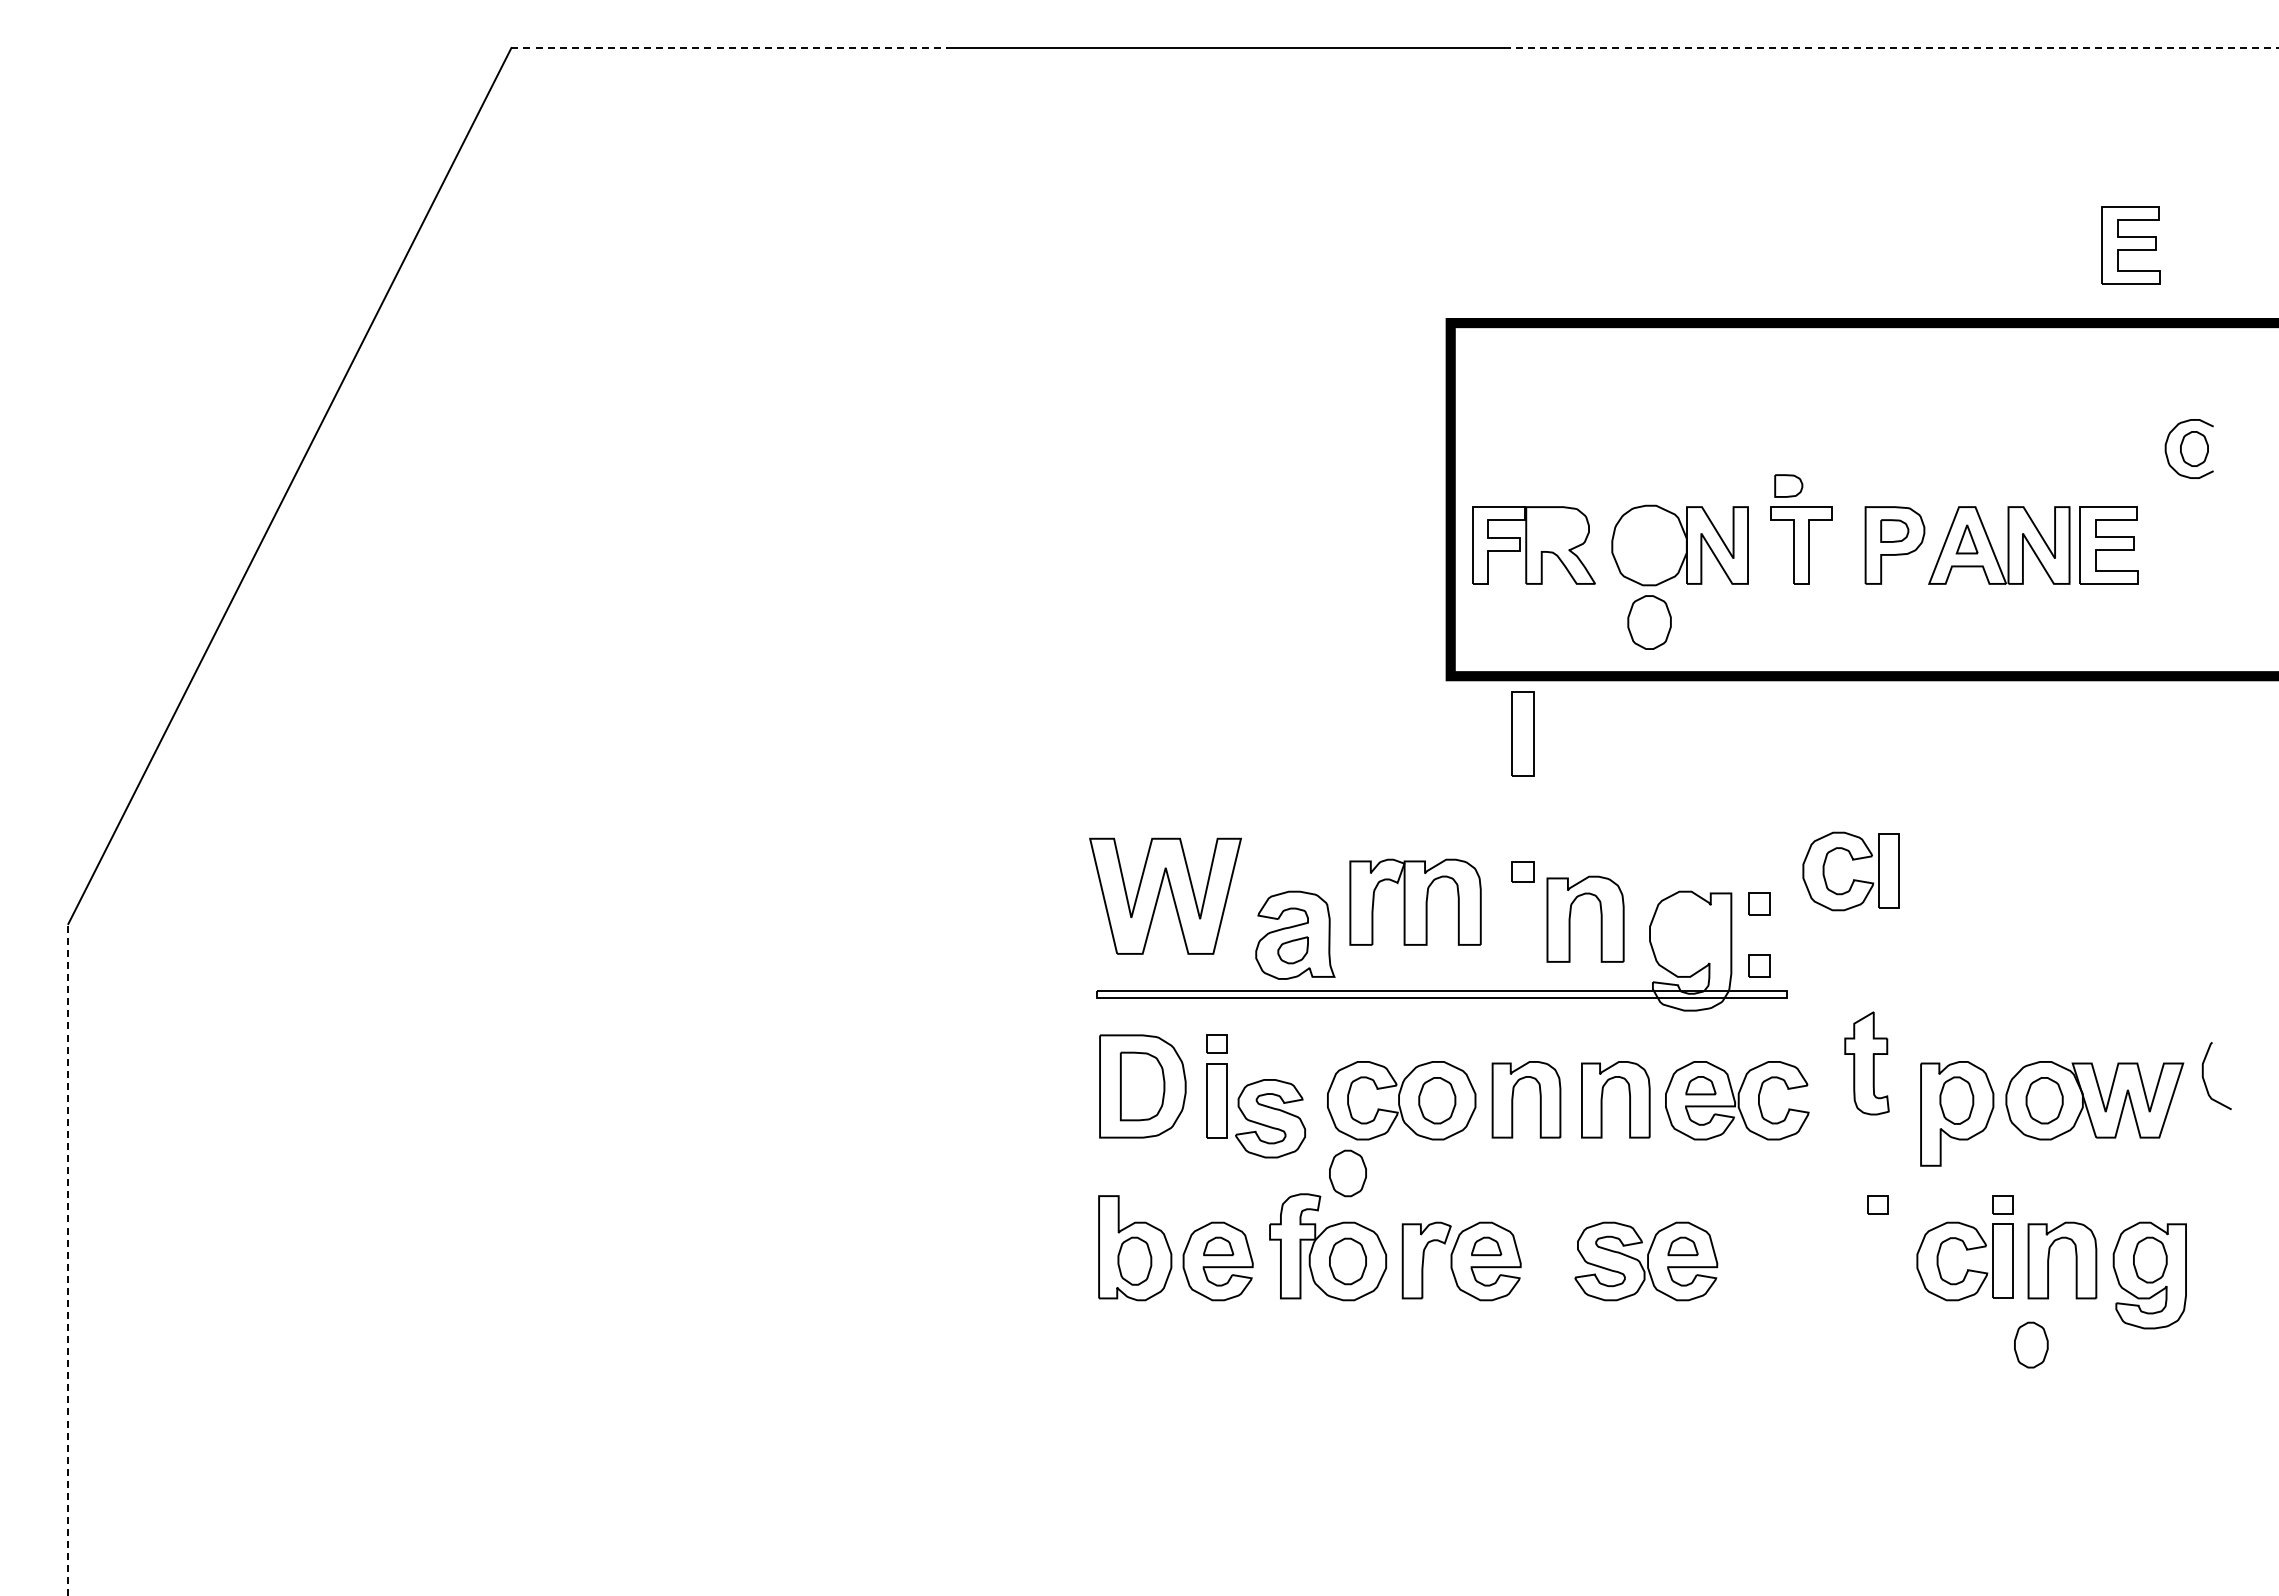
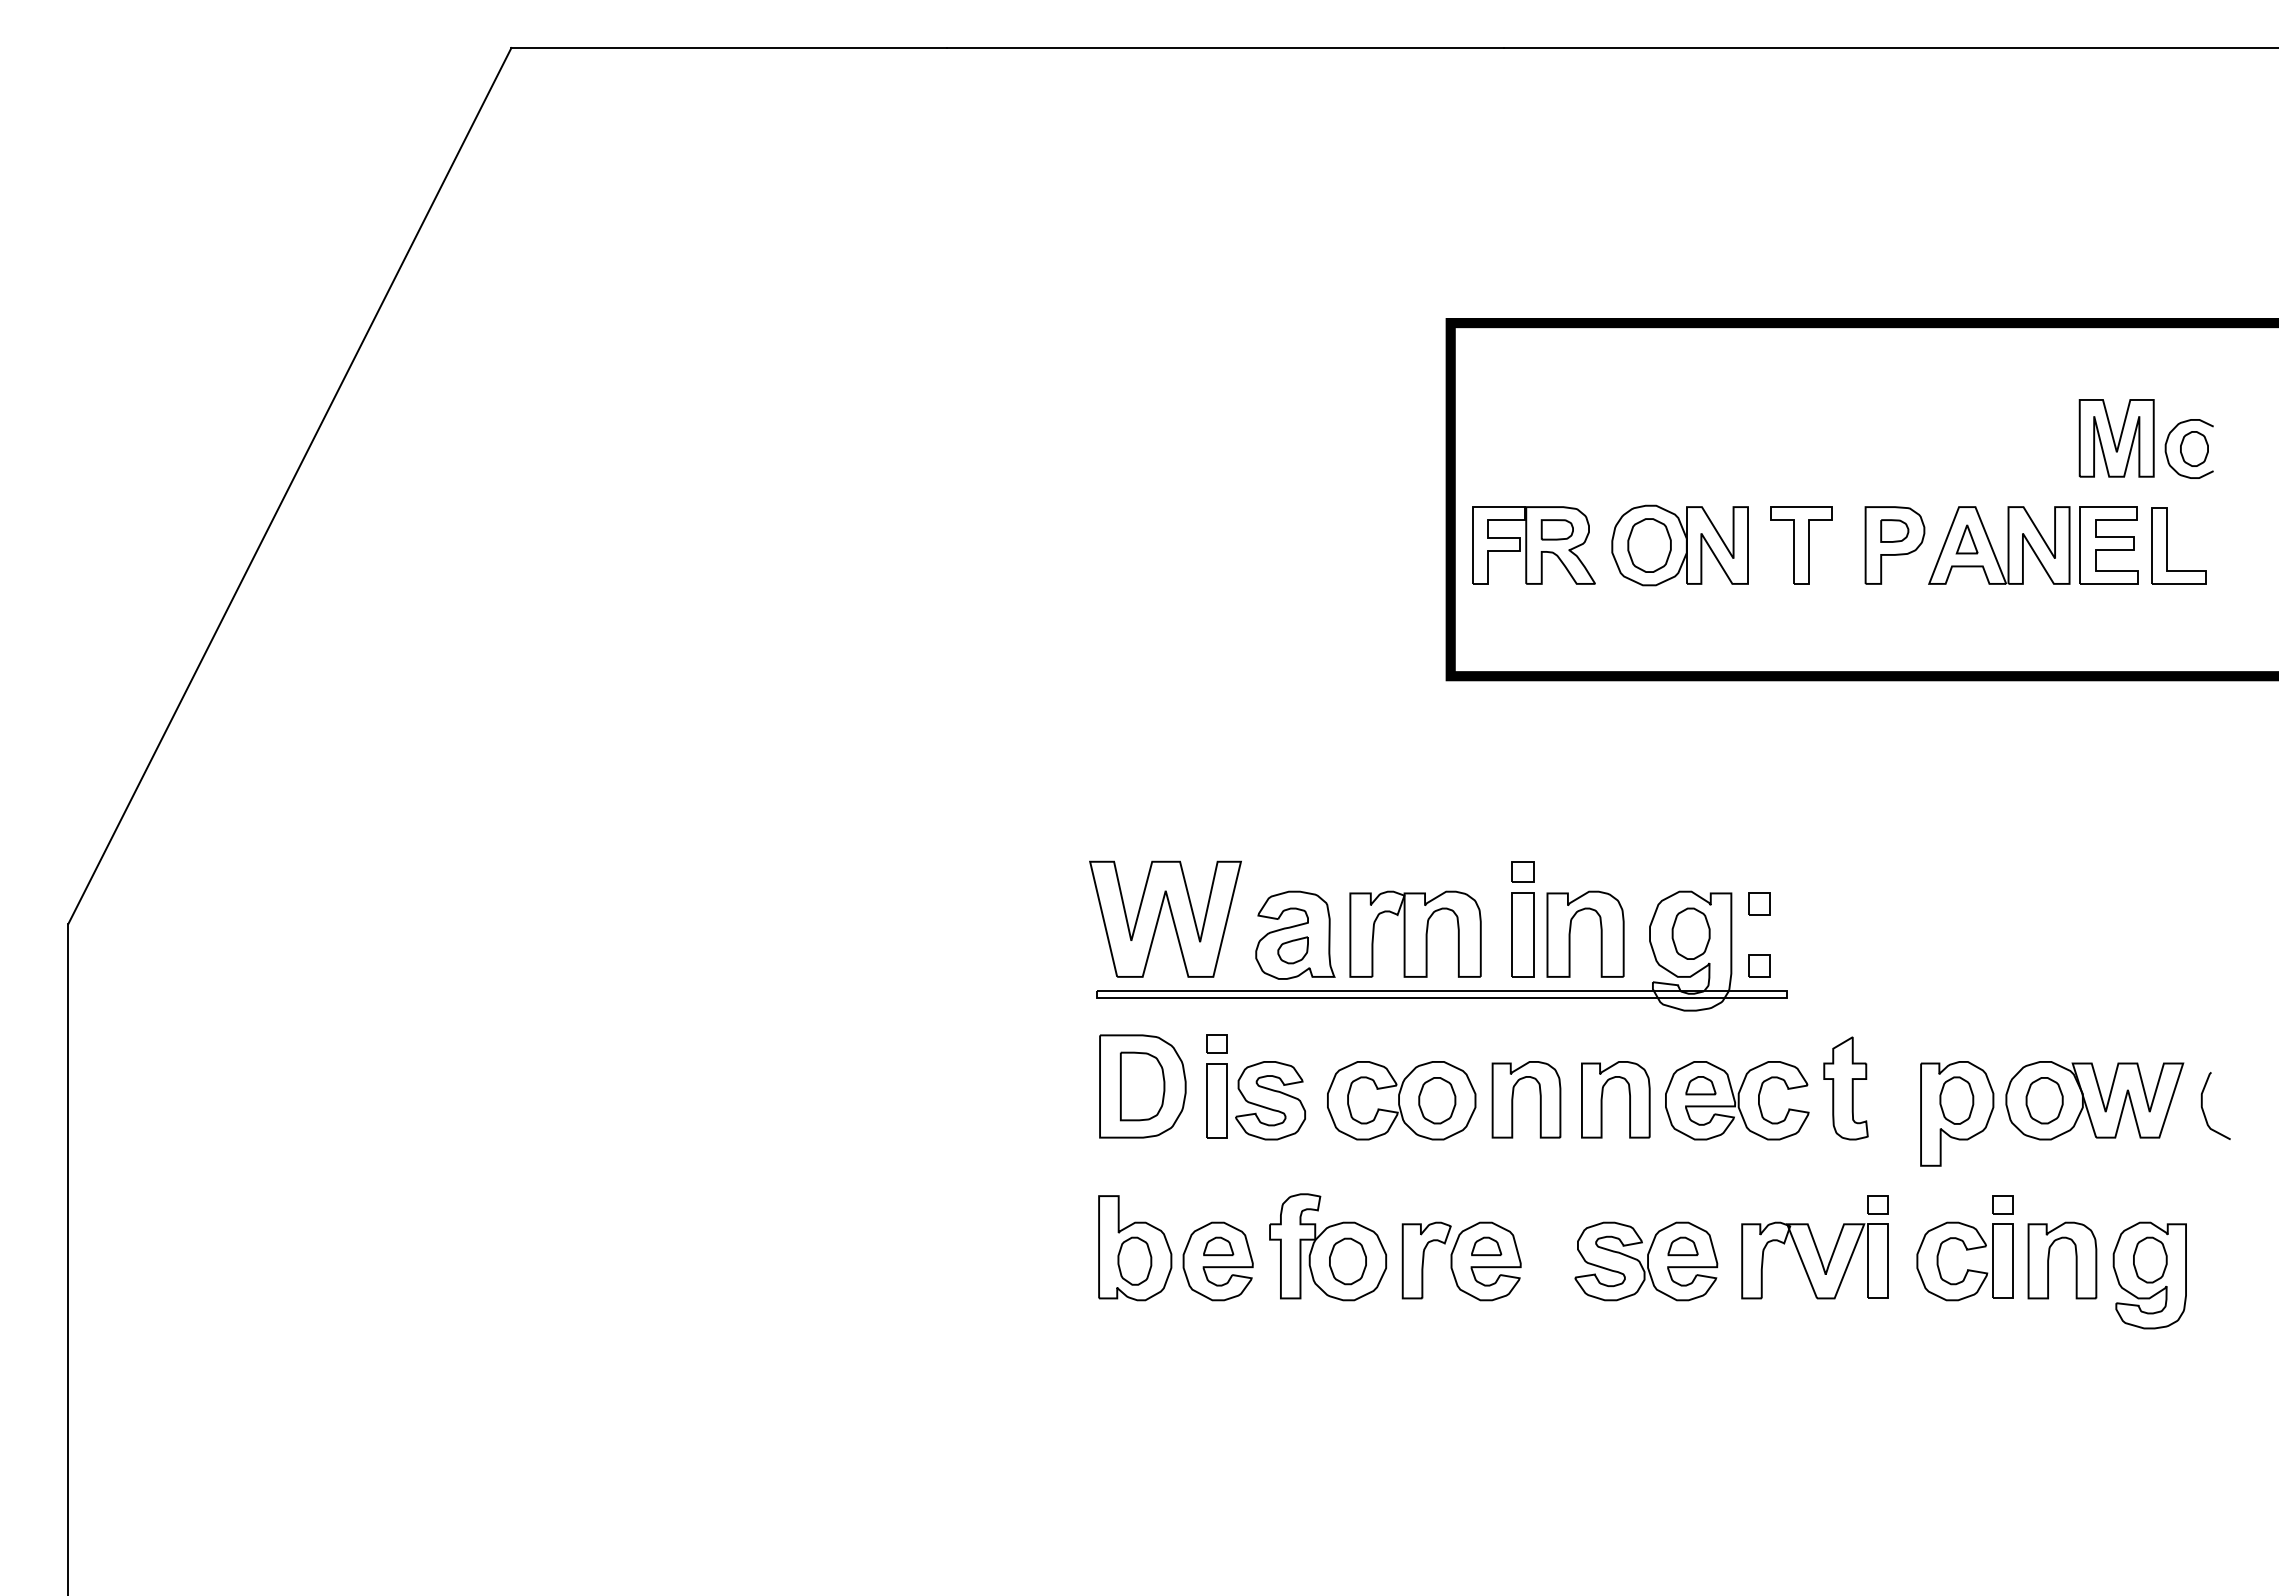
line: dashed -> solid (729, 48)
line: dashed -> solid (1891, 48)
part: present -> none (2130, 245)
part: none -> present (2116, 438)
part: present -> none (1788, 485)
part: none -> present (1556, 529)
part: none -> present (2167, 545)
part position: (1649, 622) -> (1649, 545) (1649, 545)
part position: (1522, 733) -> (1522, 934) (1522, 934)
part: present -> none (1853, 879)
part position: (1165, 895) -> (1165, 918) (1165, 918)
part position: (1415, 901) -> (1415, 933) (1415, 933)
part position: (1571, 913) -> (1571, 928) (1571, 928)
part: none -> present (1690, 933)
part position: (1866, 1063) -> (1845, 1088) (1845, 1088)
curve position: (2204, 1078) -> (2203, 1108) (2203, 1108)
part position: (1270, 1118) -> (1270, 1100) (1270, 1100)
part: present -> none (1347, 1173)
line: dashed -> solid (68, 1259)
part: none -> present (1814, 1260)
part: present -> none (2031, 1344)
